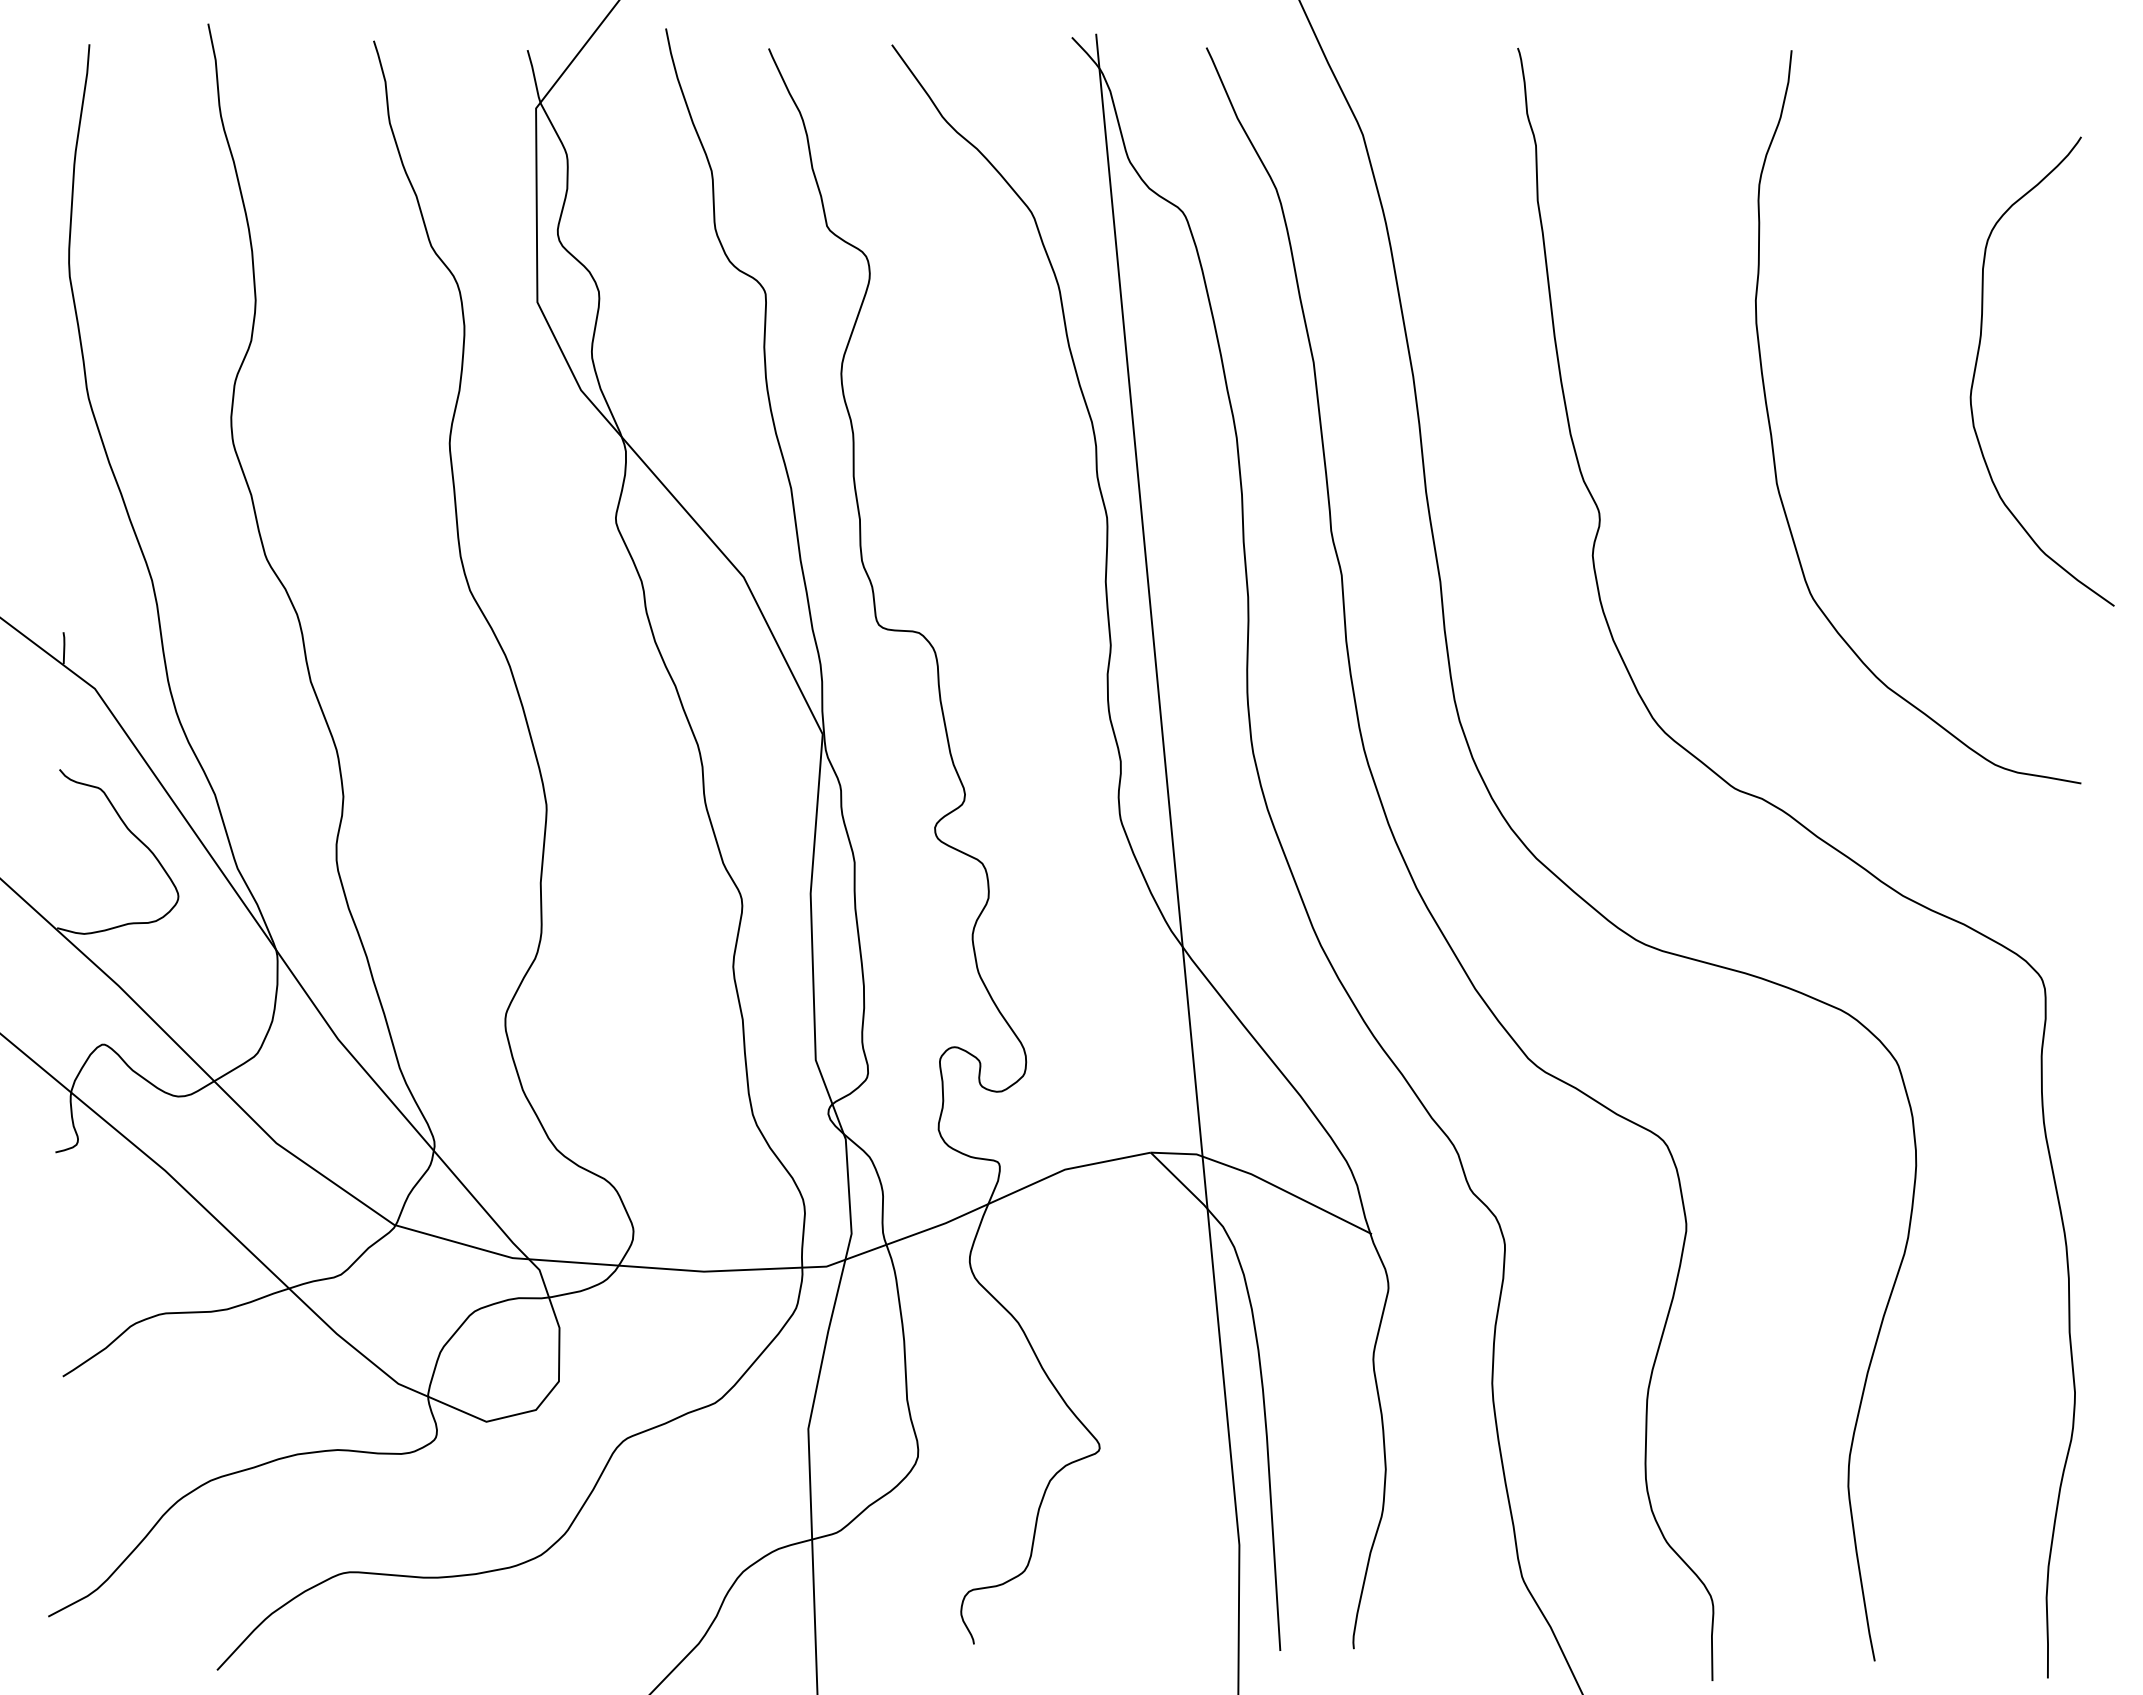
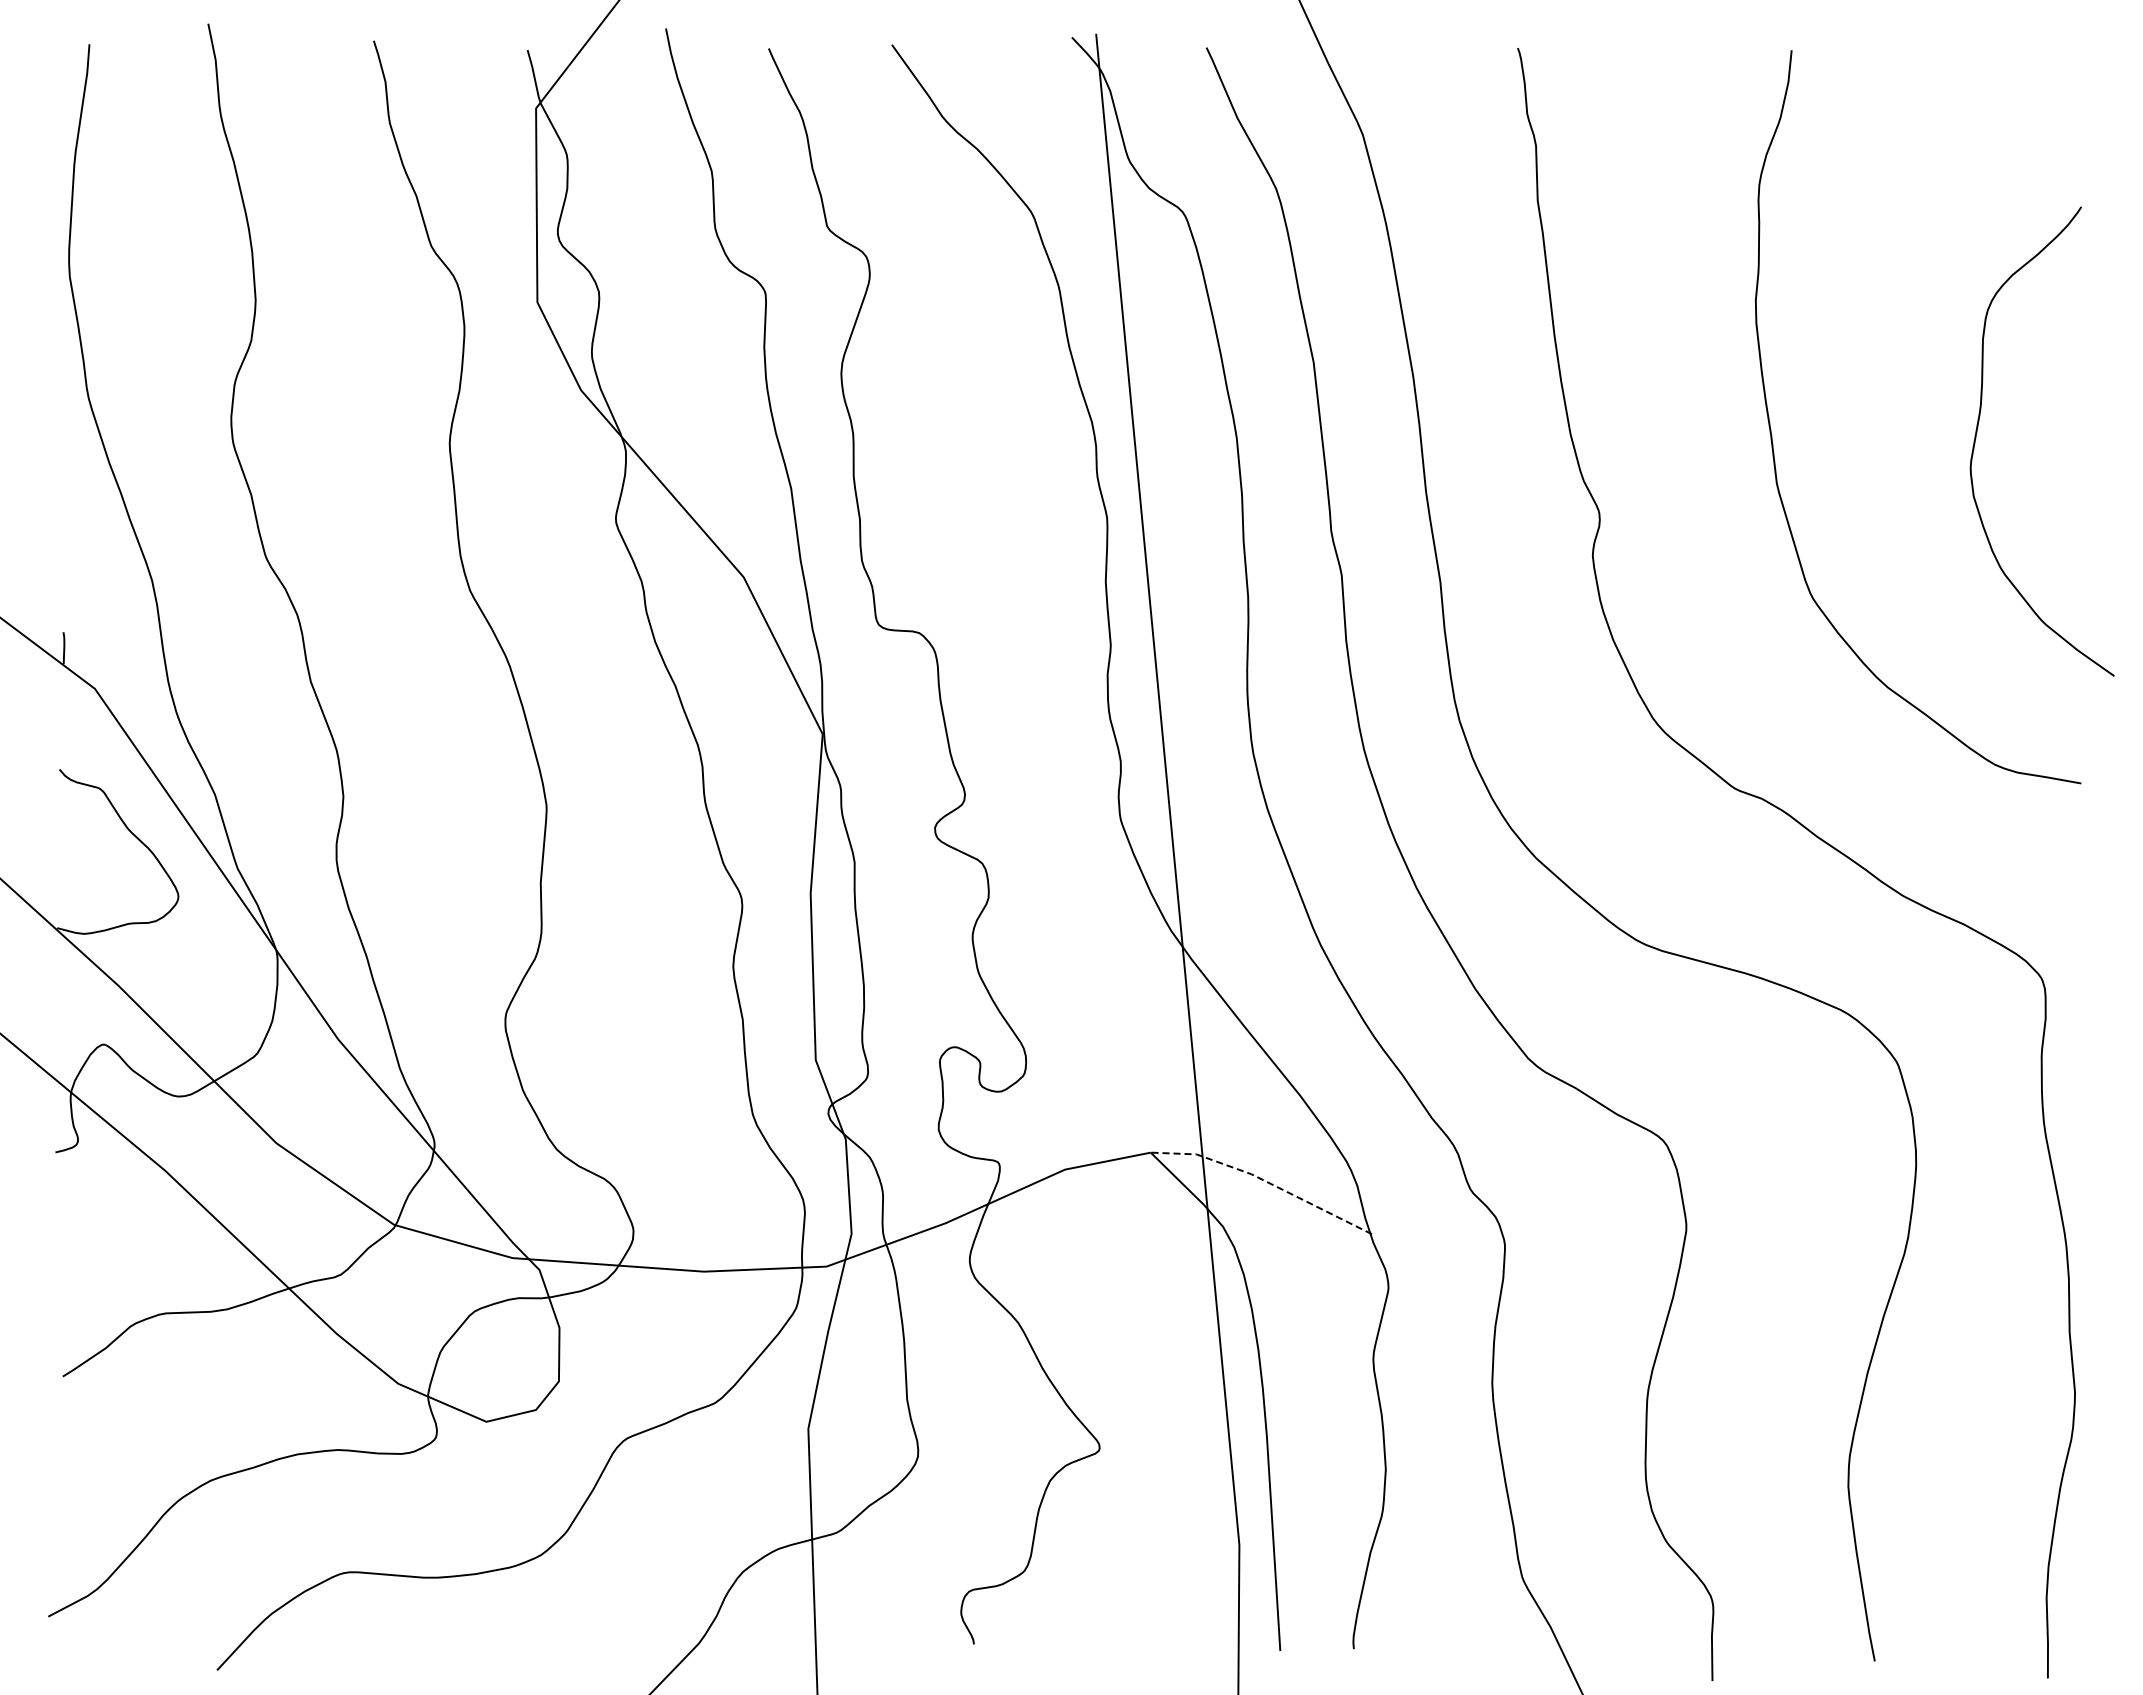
curve position: (1977, 363) -> (1977, 433) (1977, 433)
line: solid -> dashed (1263, 1180)
